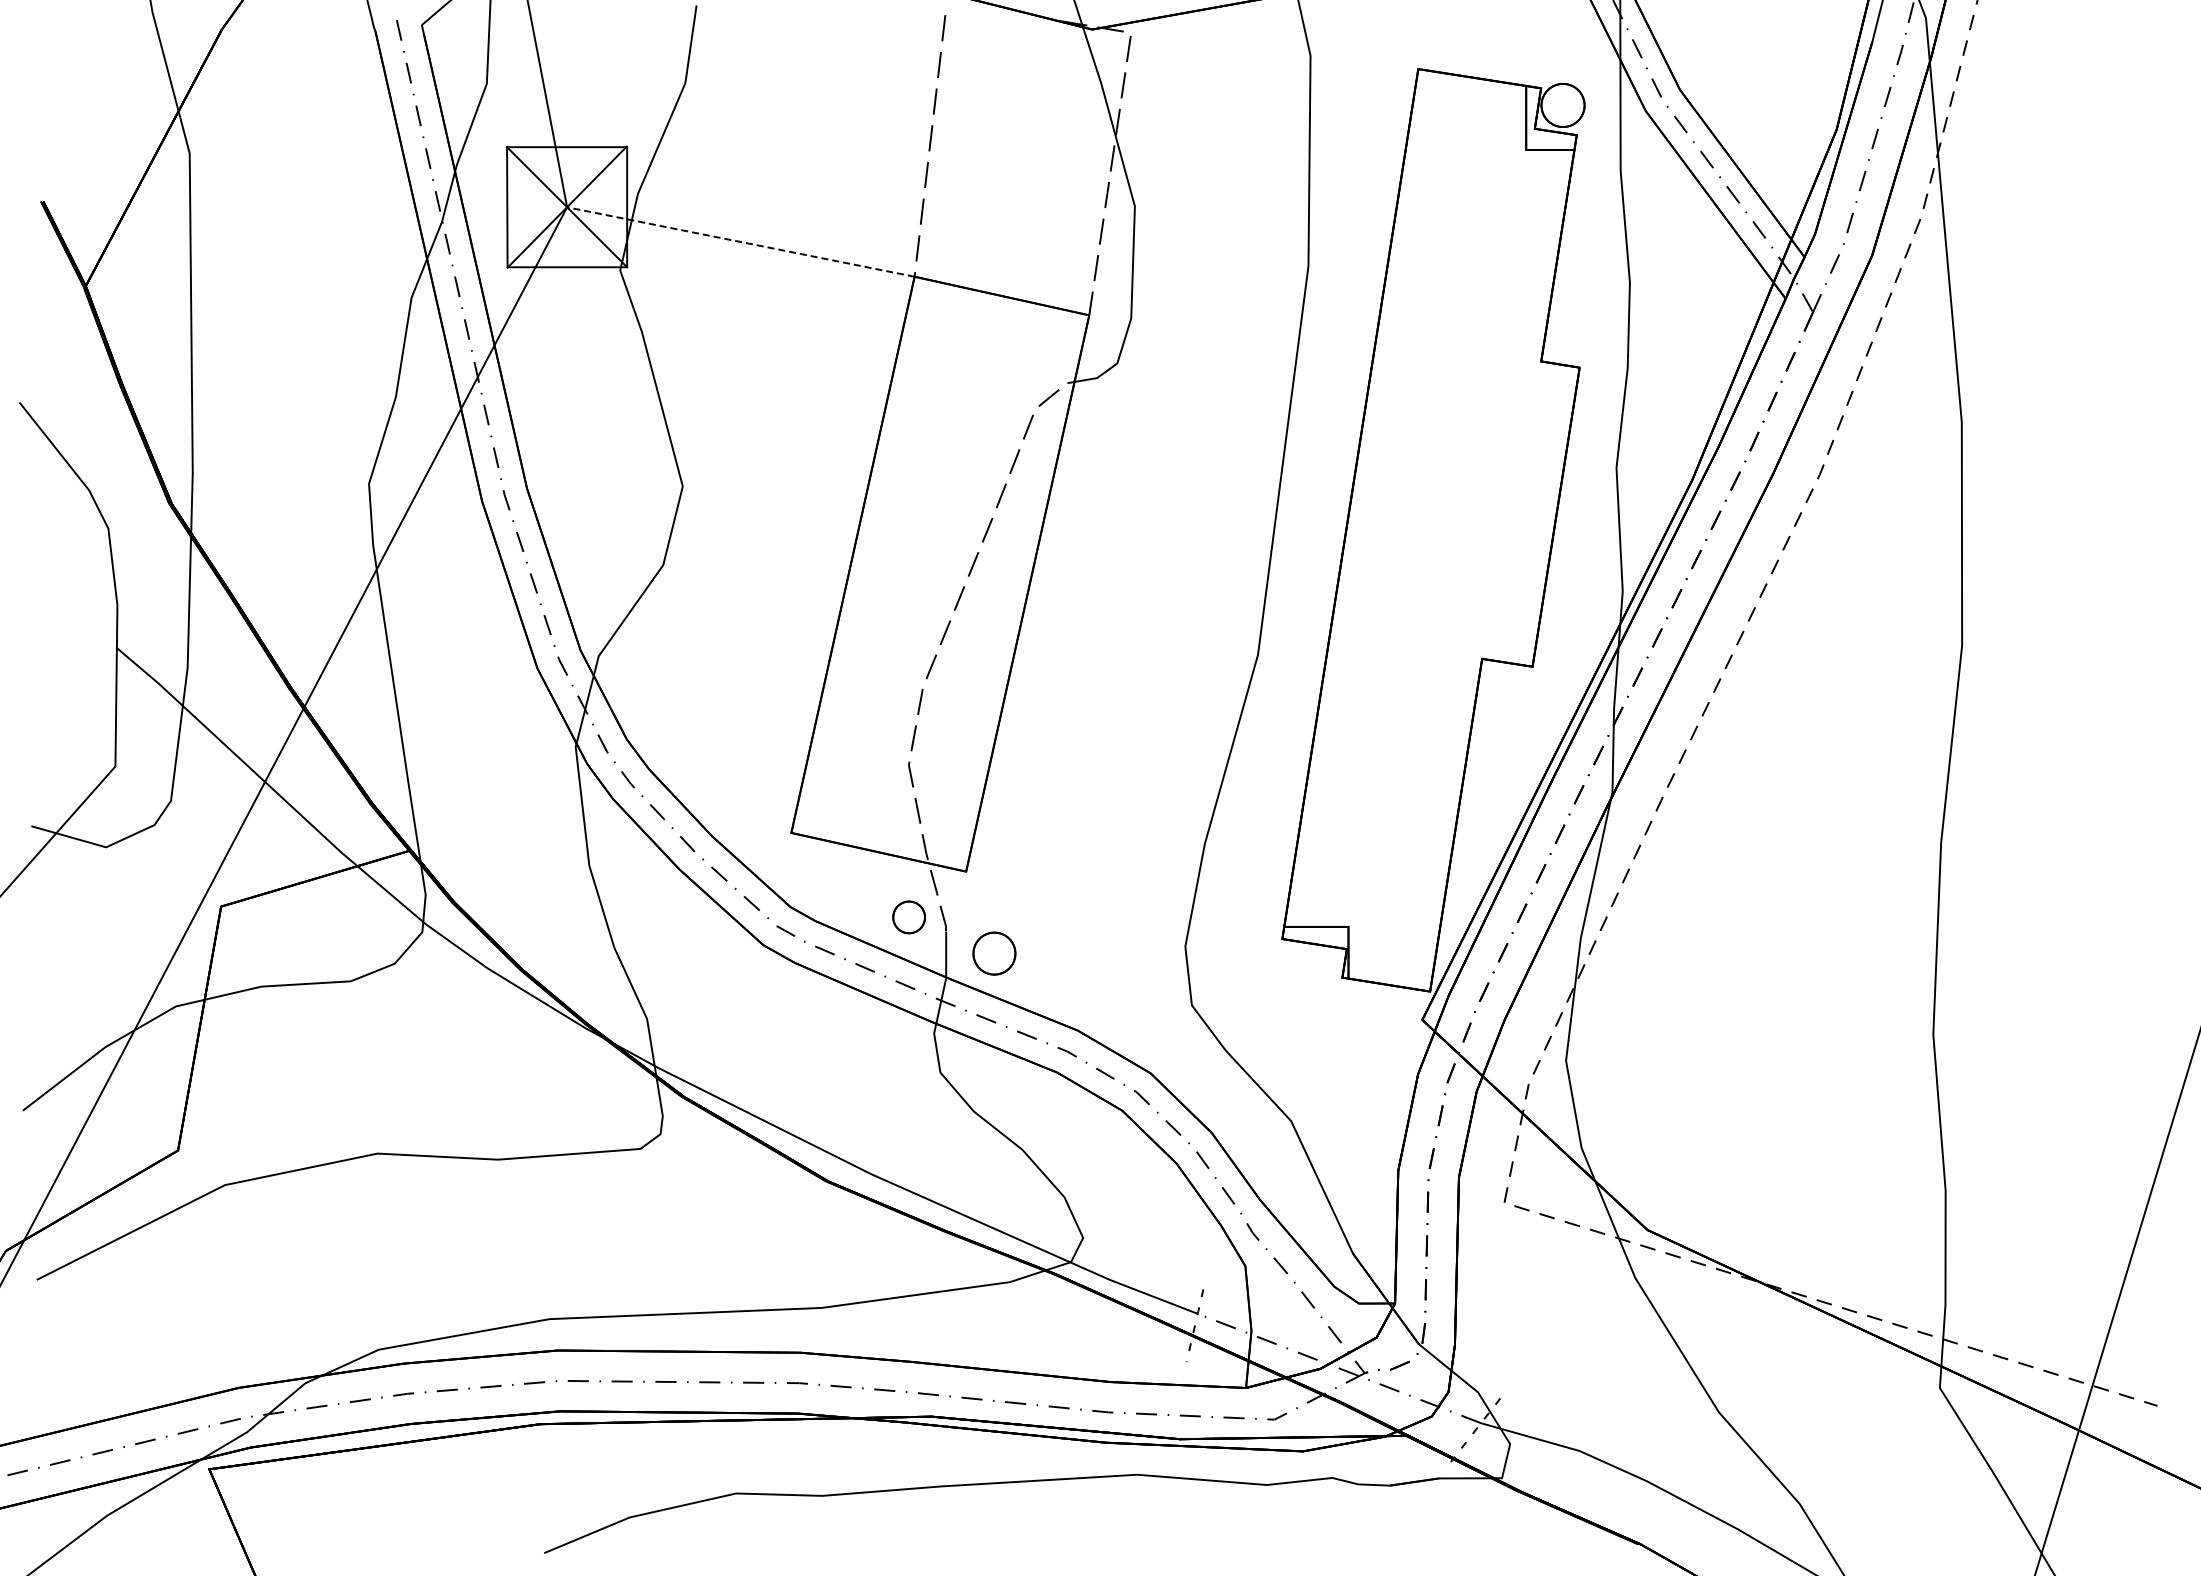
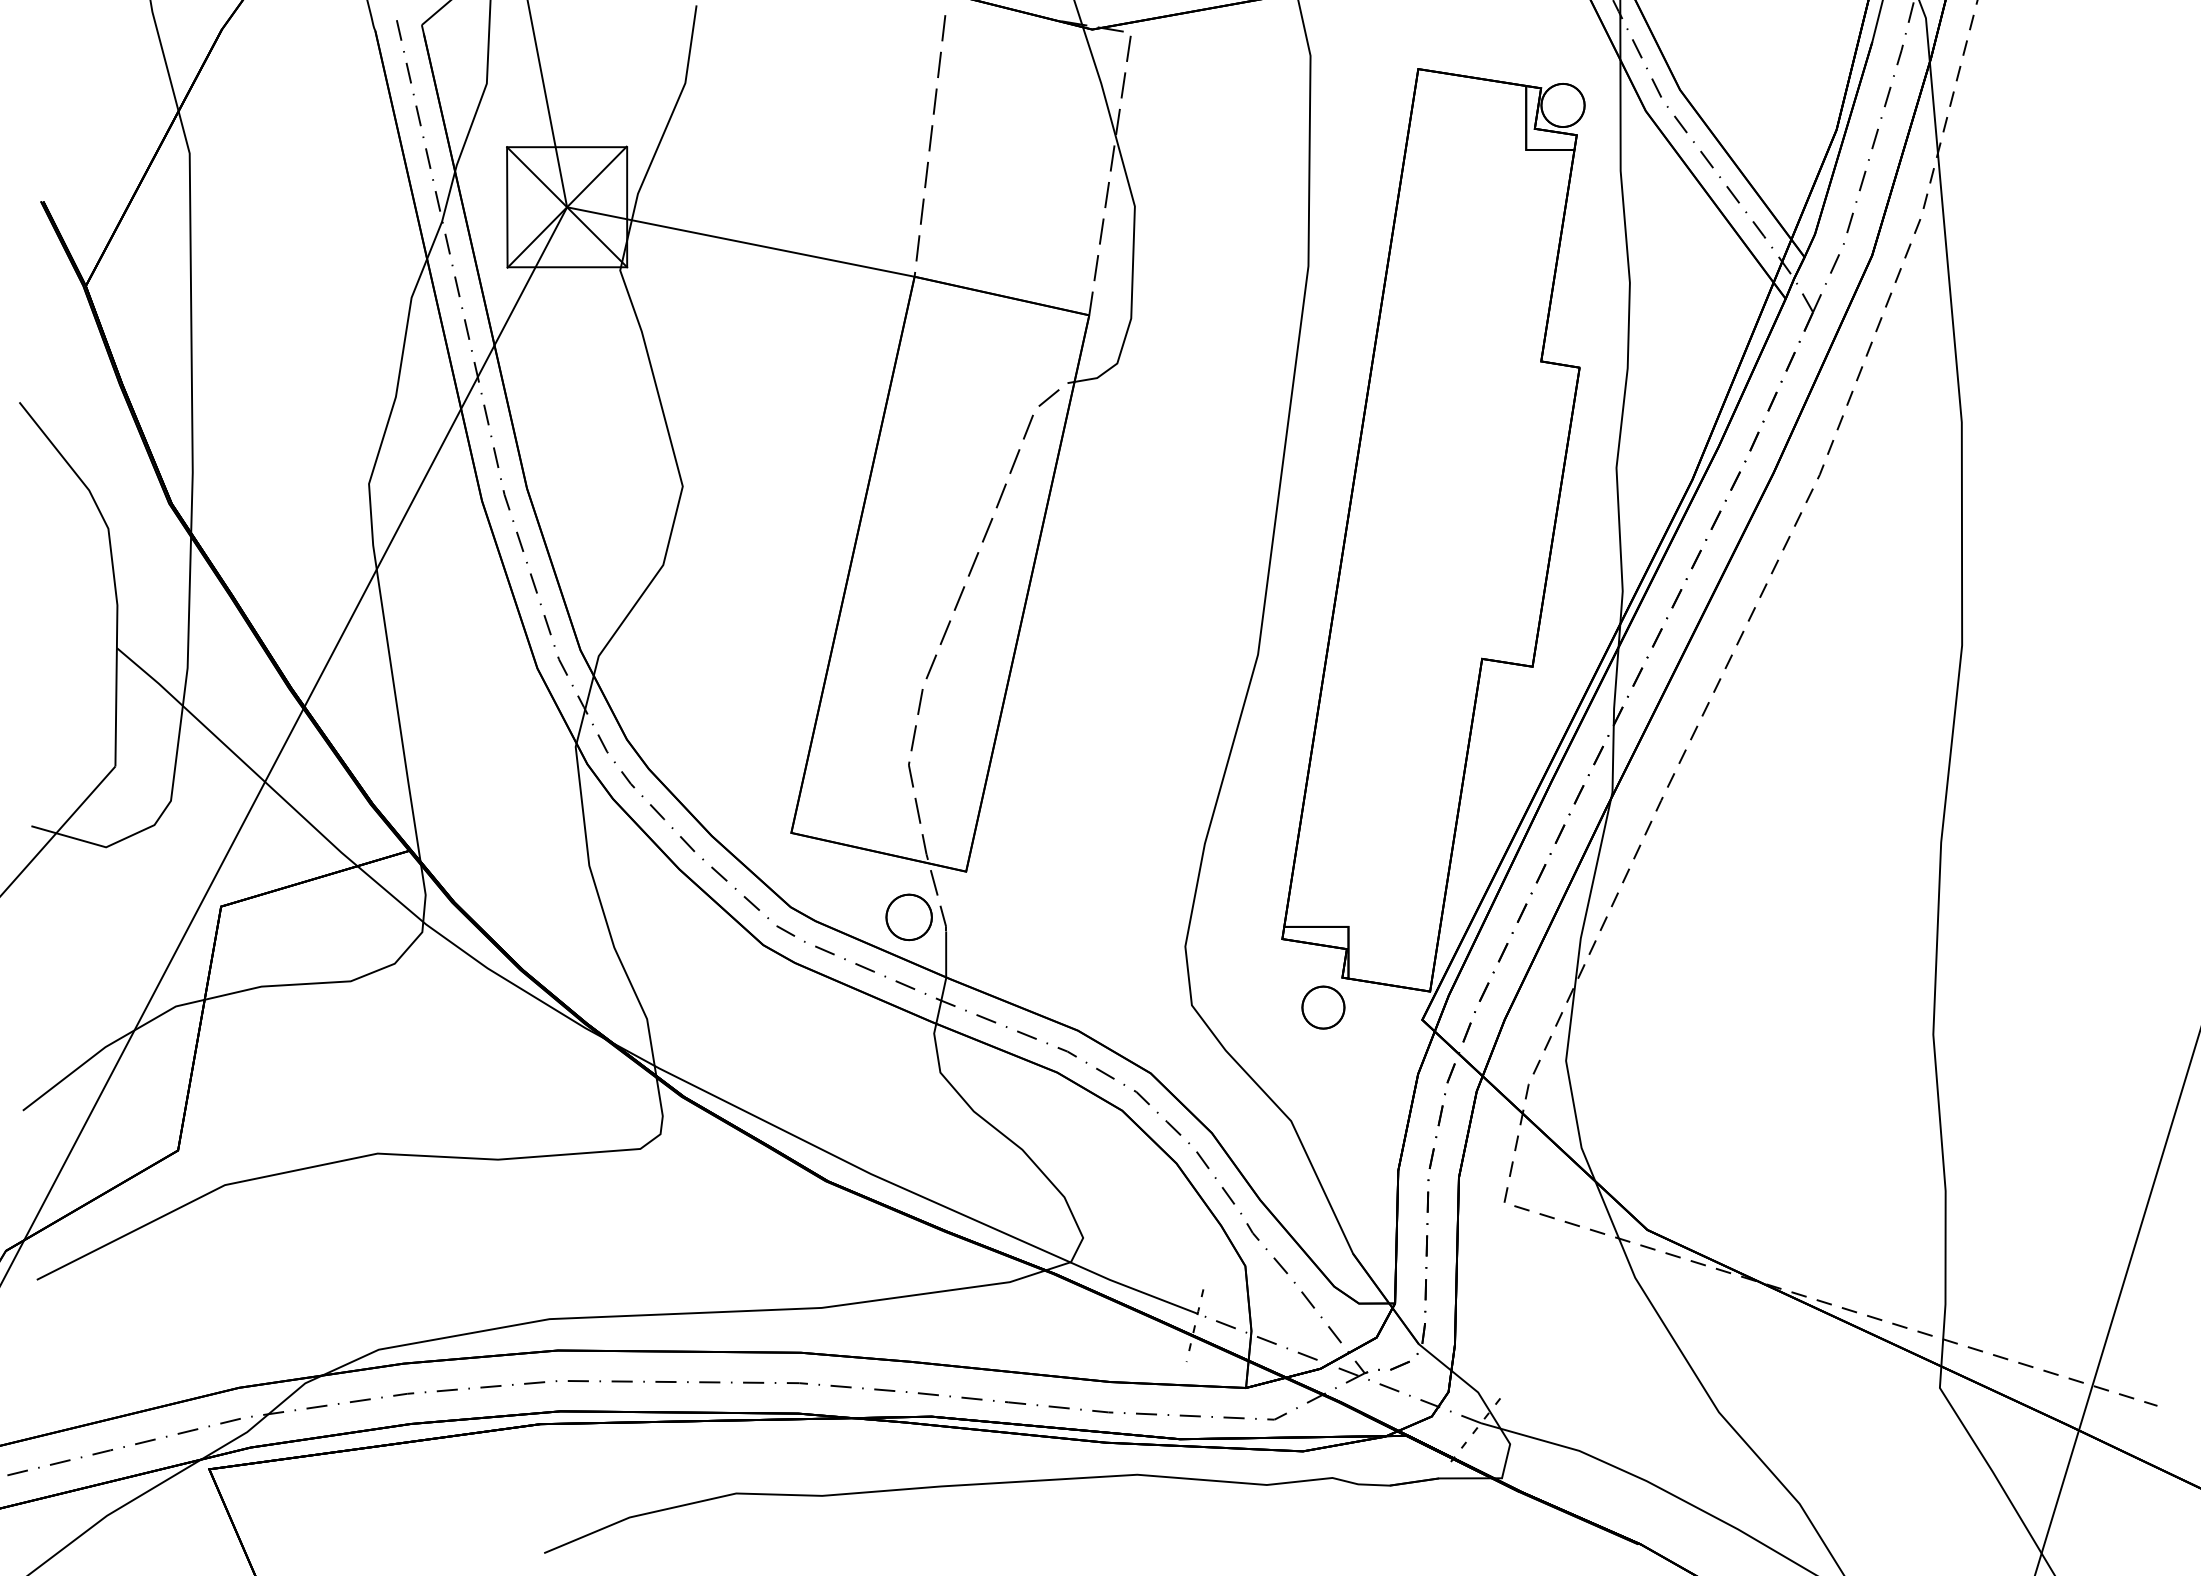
line: dashed -> solid (740, 241)
part size: 34x35 px -> 48x49 px (908, 917)
part position: (994, 953) -> (1323, 1007) (1323, 1007)
